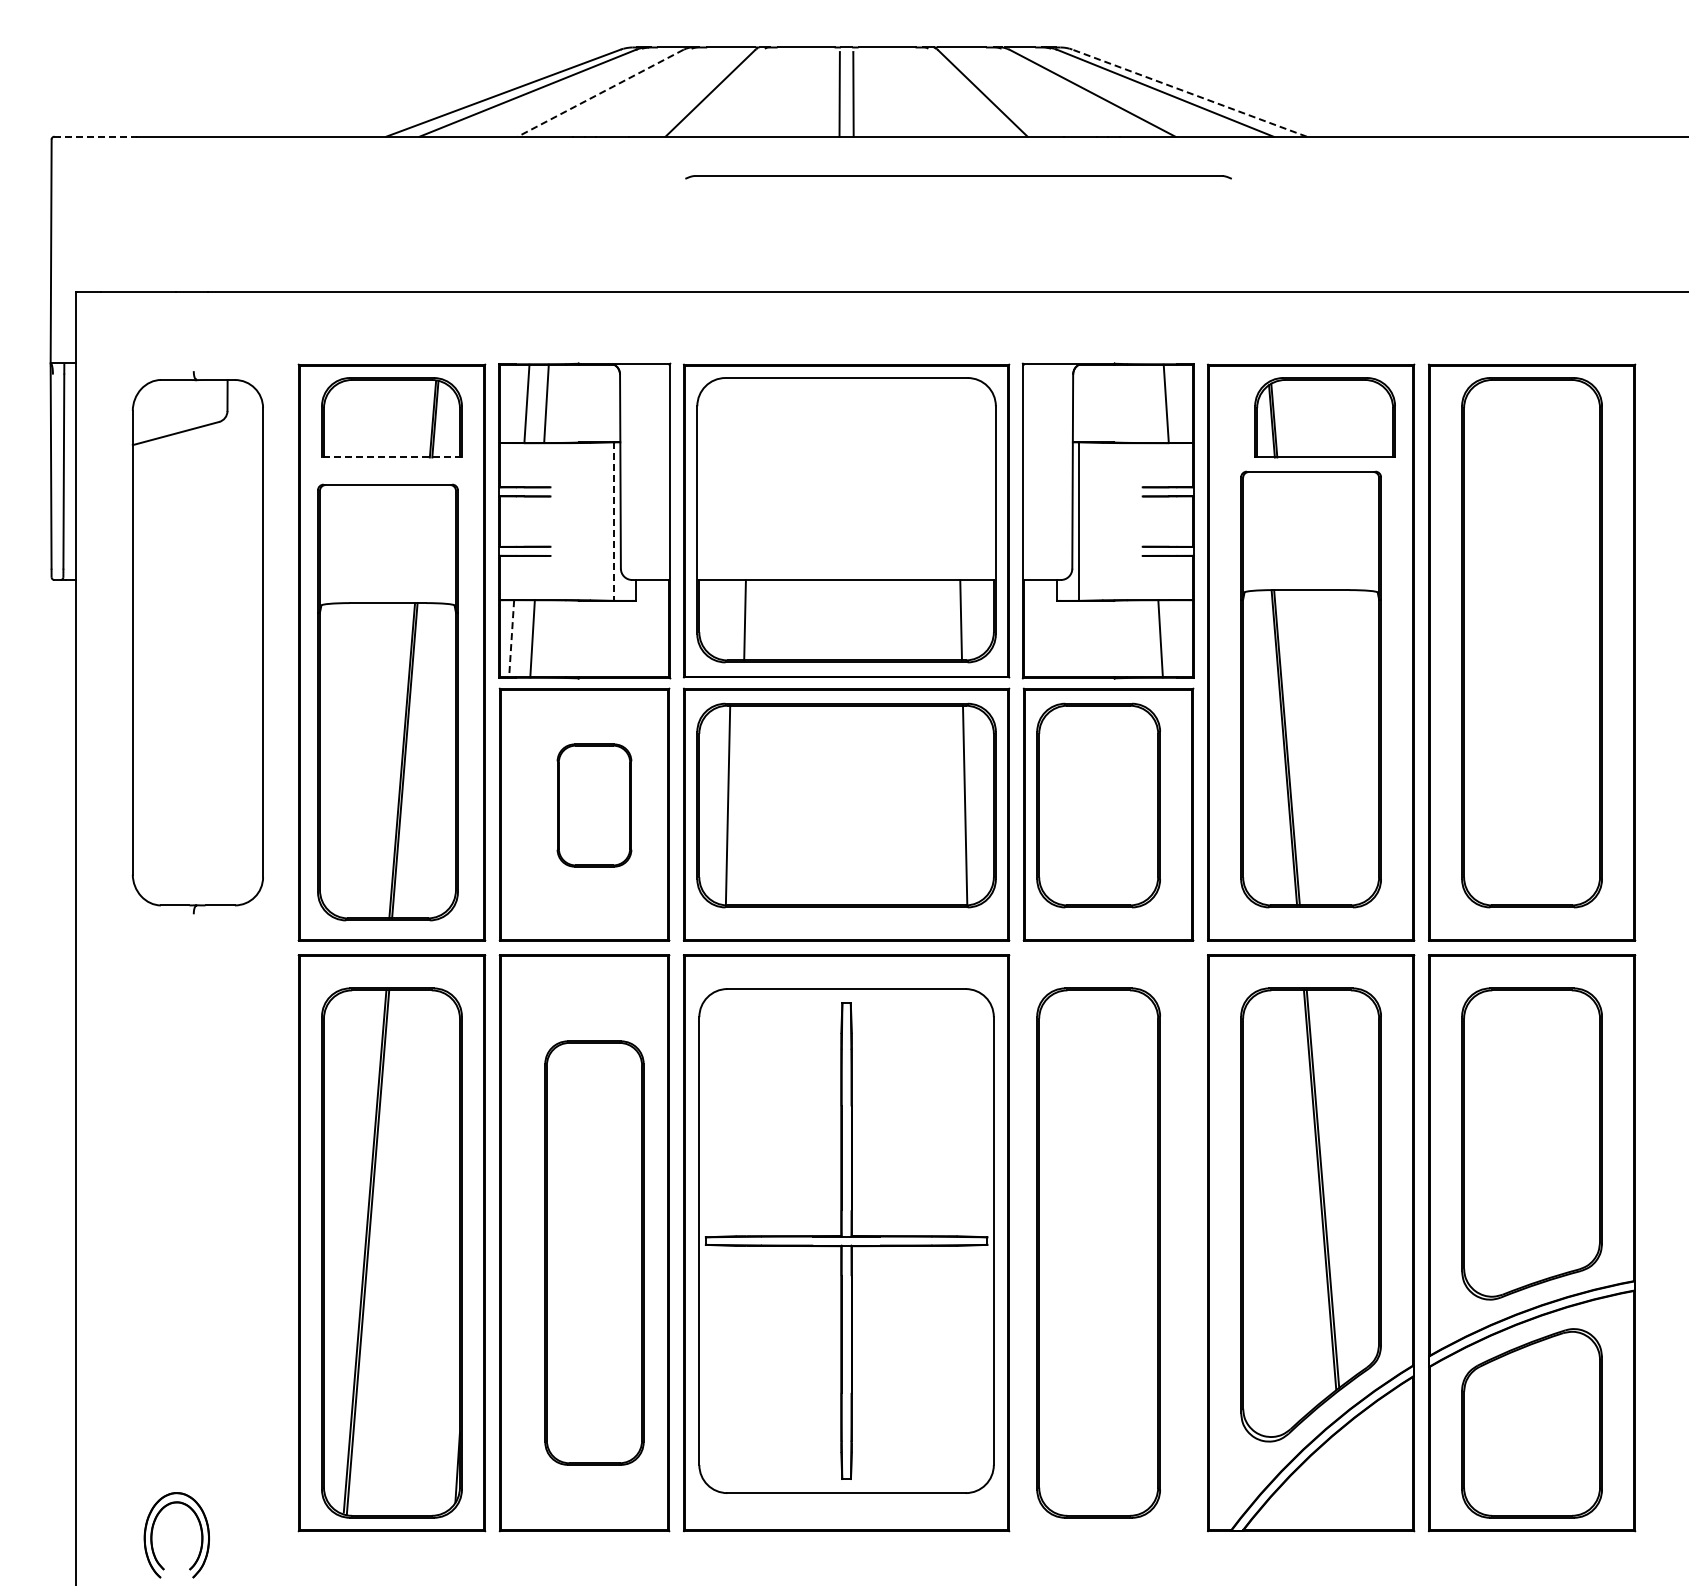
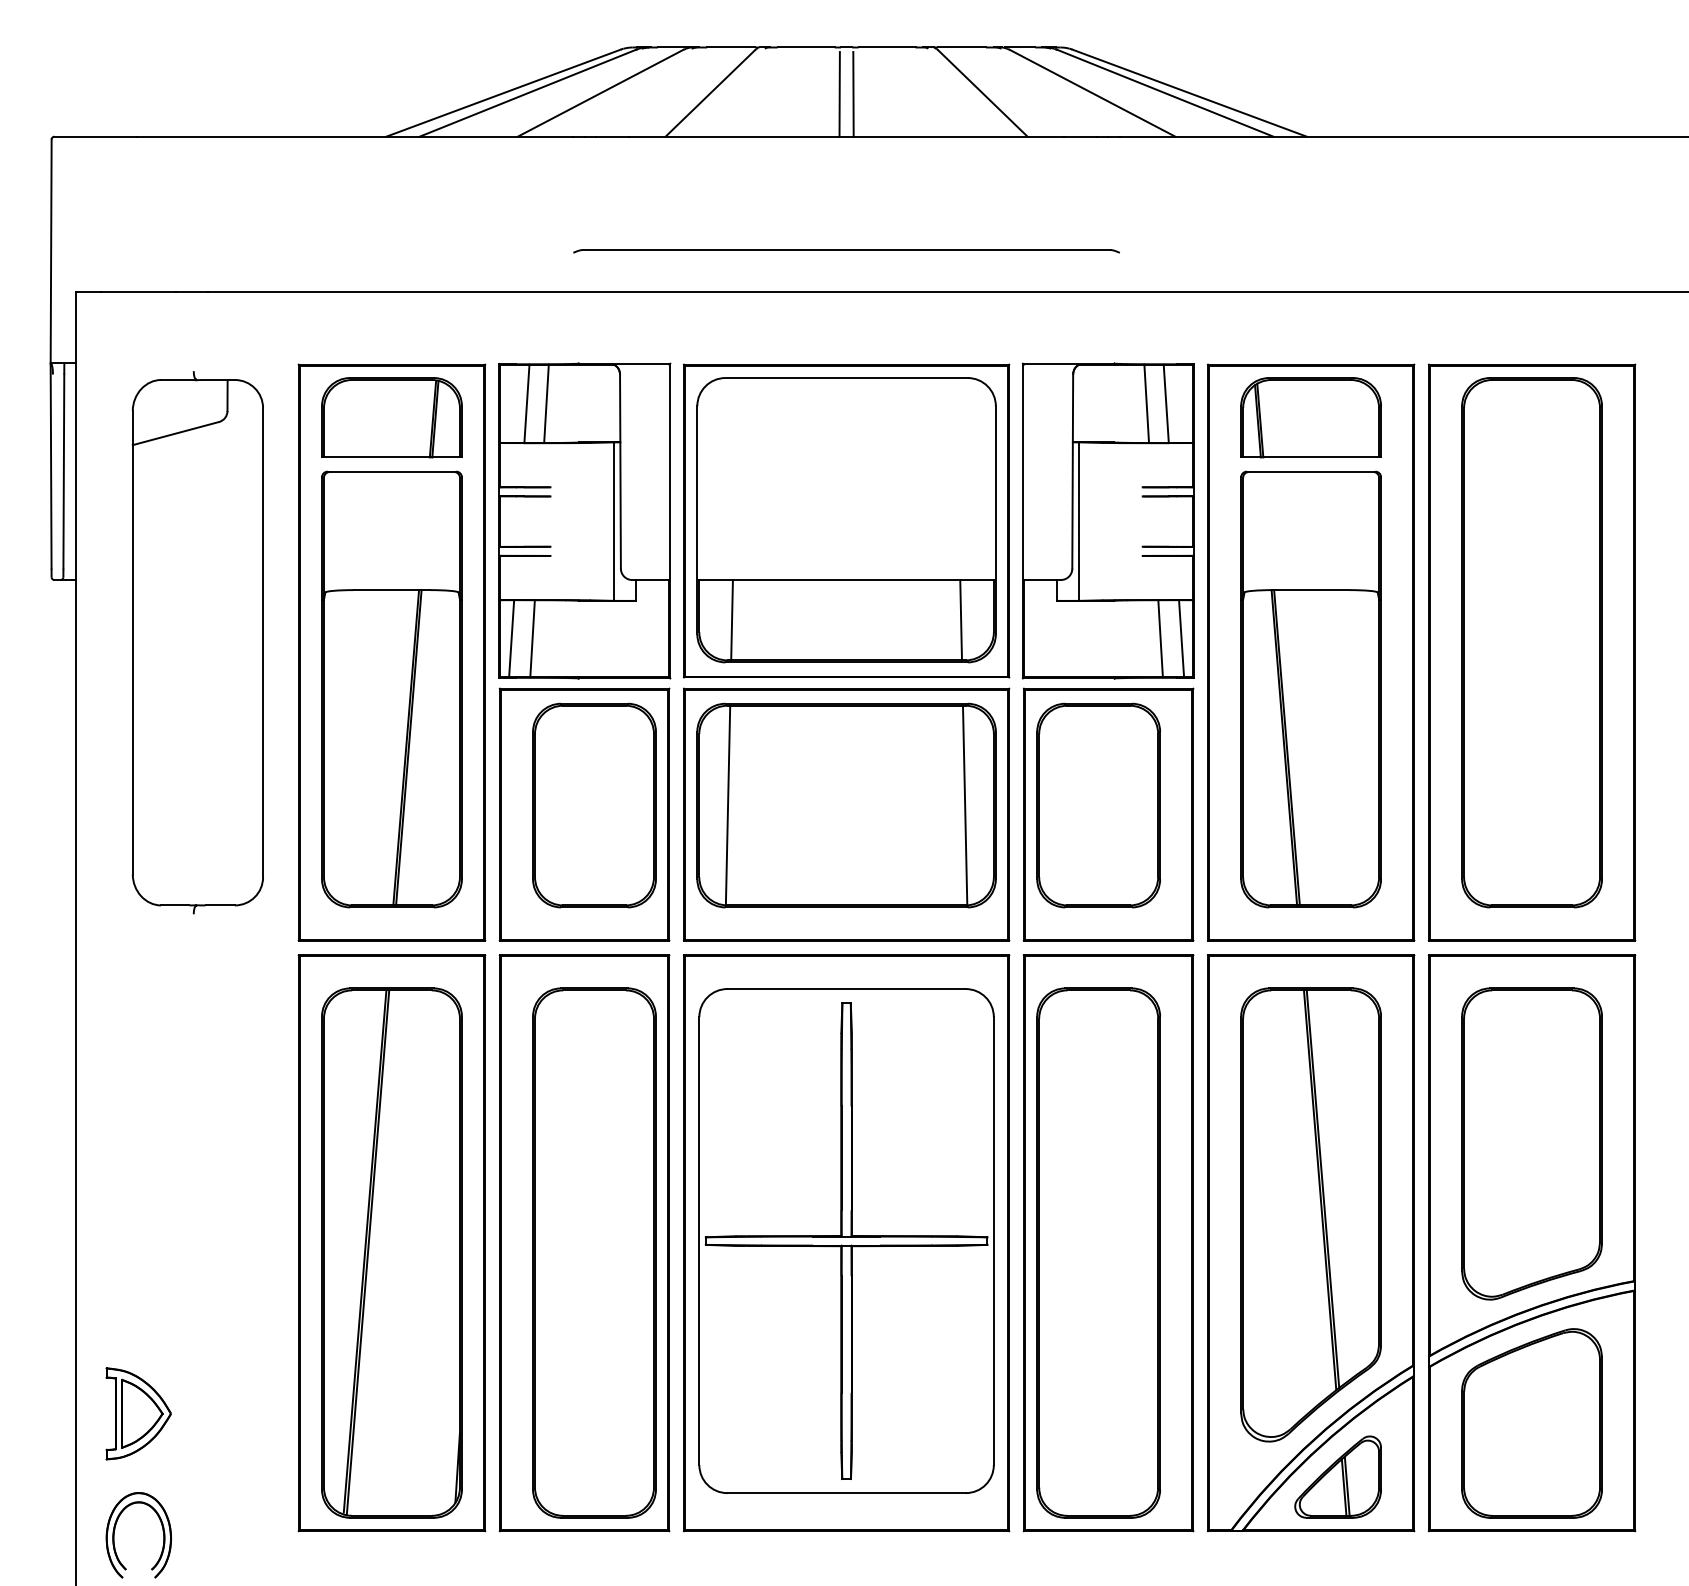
line: dashed -> solid (1189, 92)
line: dashed -> solid (600, 93)
line: dashed -> solid (96, 136)
part position: (958, 177) -> (846, 251) (846, 251)
line: none -> present (1146, 403)
part position: (1324, 417) -> (1310, 417) (1310, 417)
line: dashed -> solid (391, 457)
line: dashed -> solid (614, 522)
line position: (744, 620) -> (731, 620) (731, 620)
line: dashed -> solid (511, 638)
line: none -> present (1181, 638)
part position: (387, 702) -> (391, 689) (391, 689)
part size: 77x125 px -> 125x207 px (594, 805)
part: none -> present (1108, 1243)
part size: 101x426 px -> 125x532 px (594, 1252)
part: none -> present (138, 1413)
part: none -> present (1337, 1476)
part position: (153, 1530) -> (115, 1530) (115, 1530)
